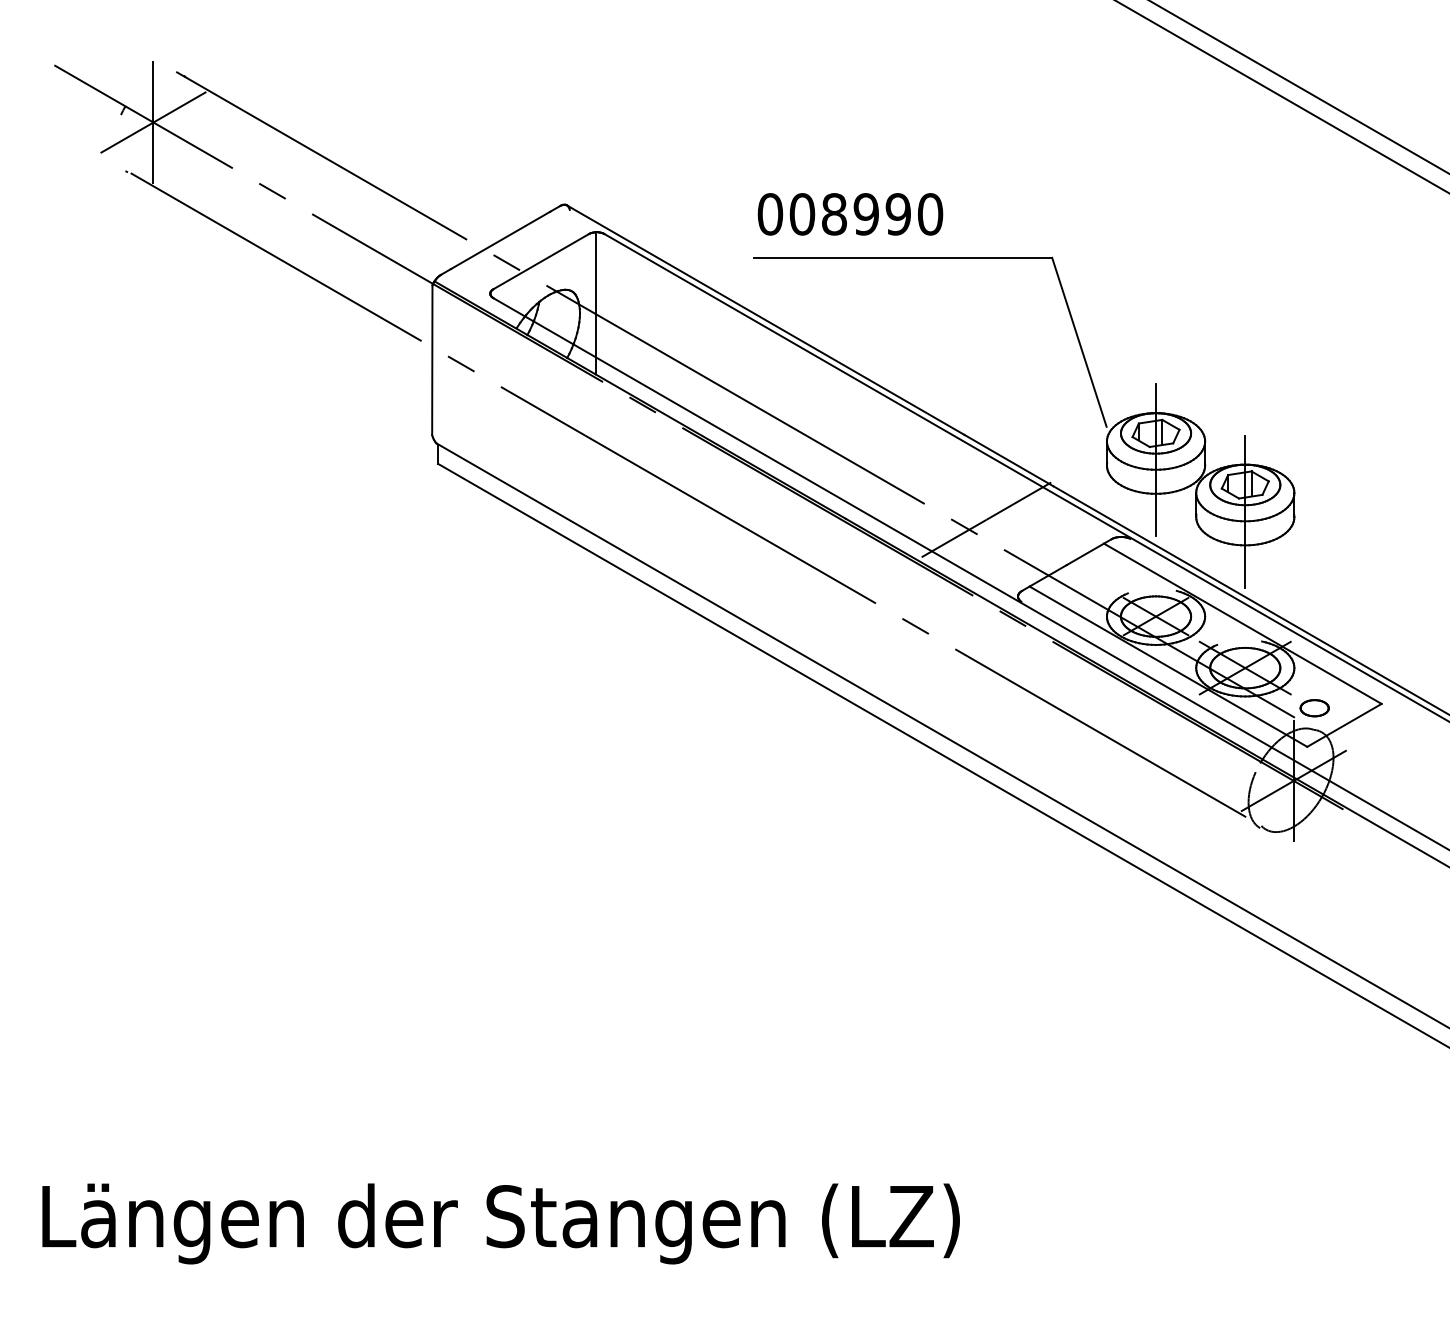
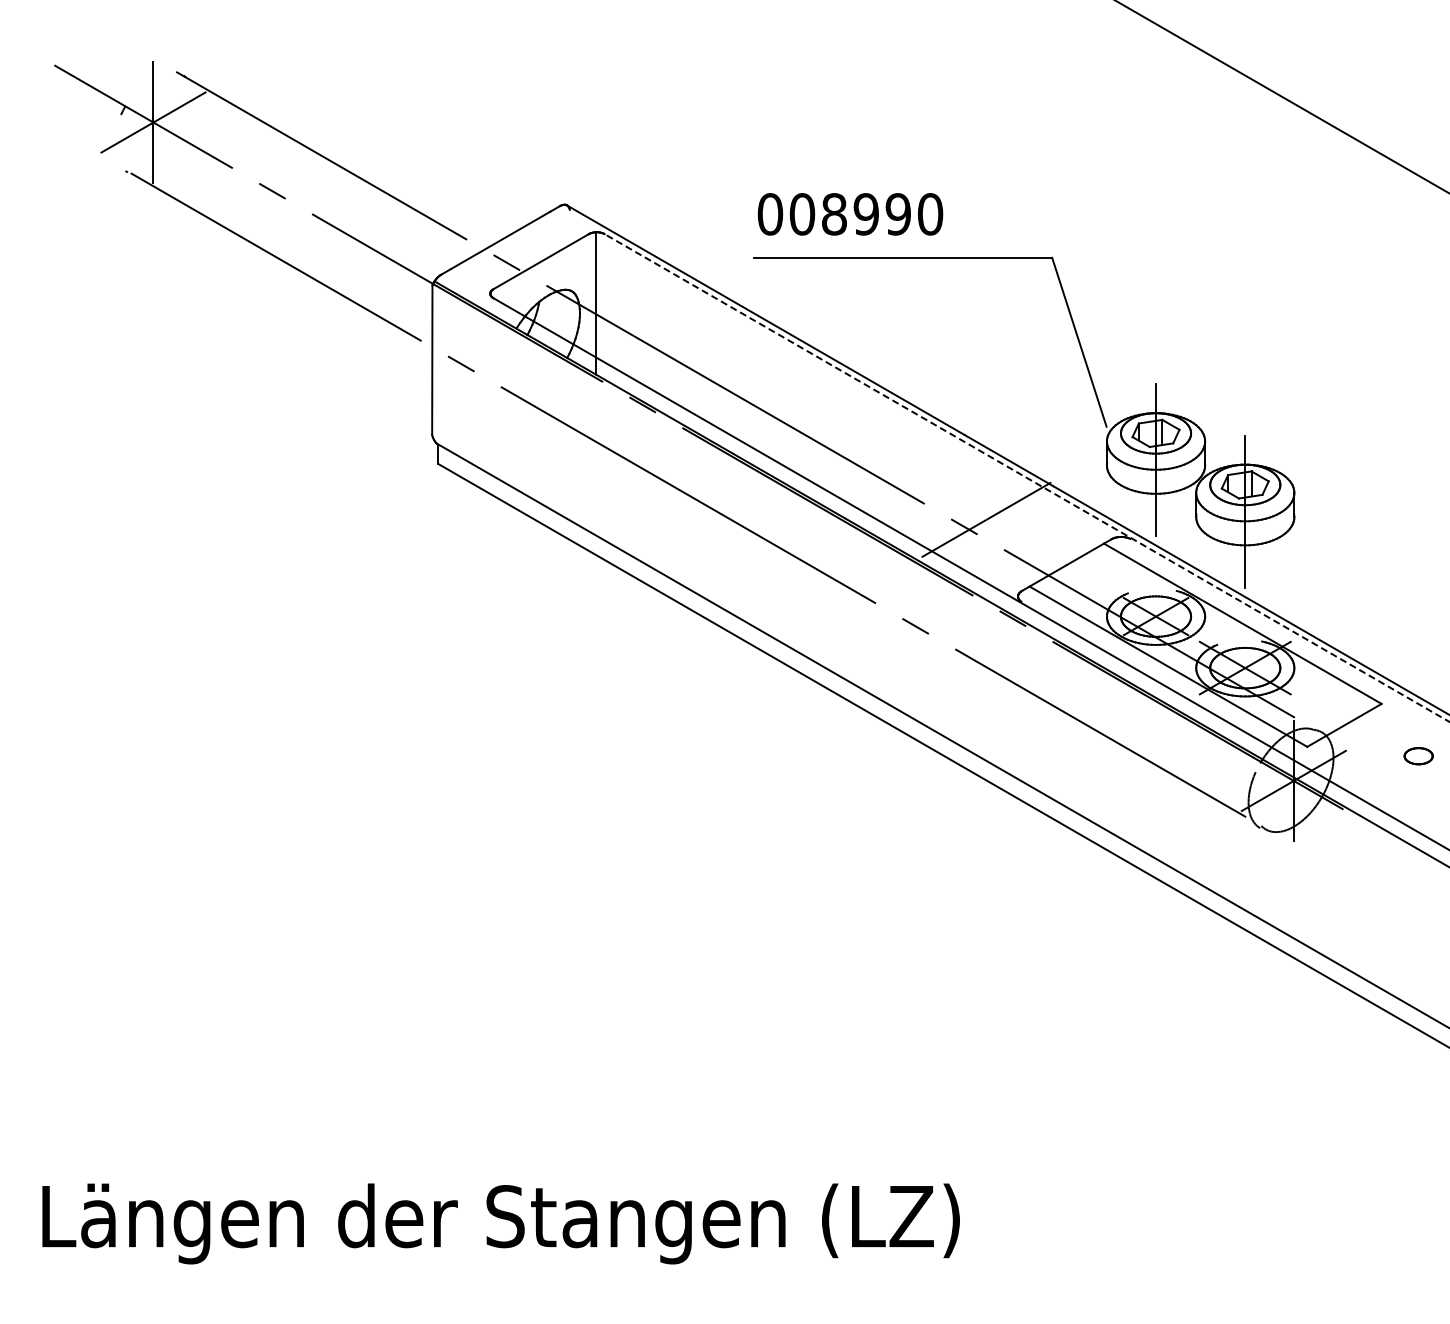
line: present -> none (1299, 87)
line: solid -> dashed (1027, 478)
part position: (1314, 708) -> (1418, 756) (1418, 756)
